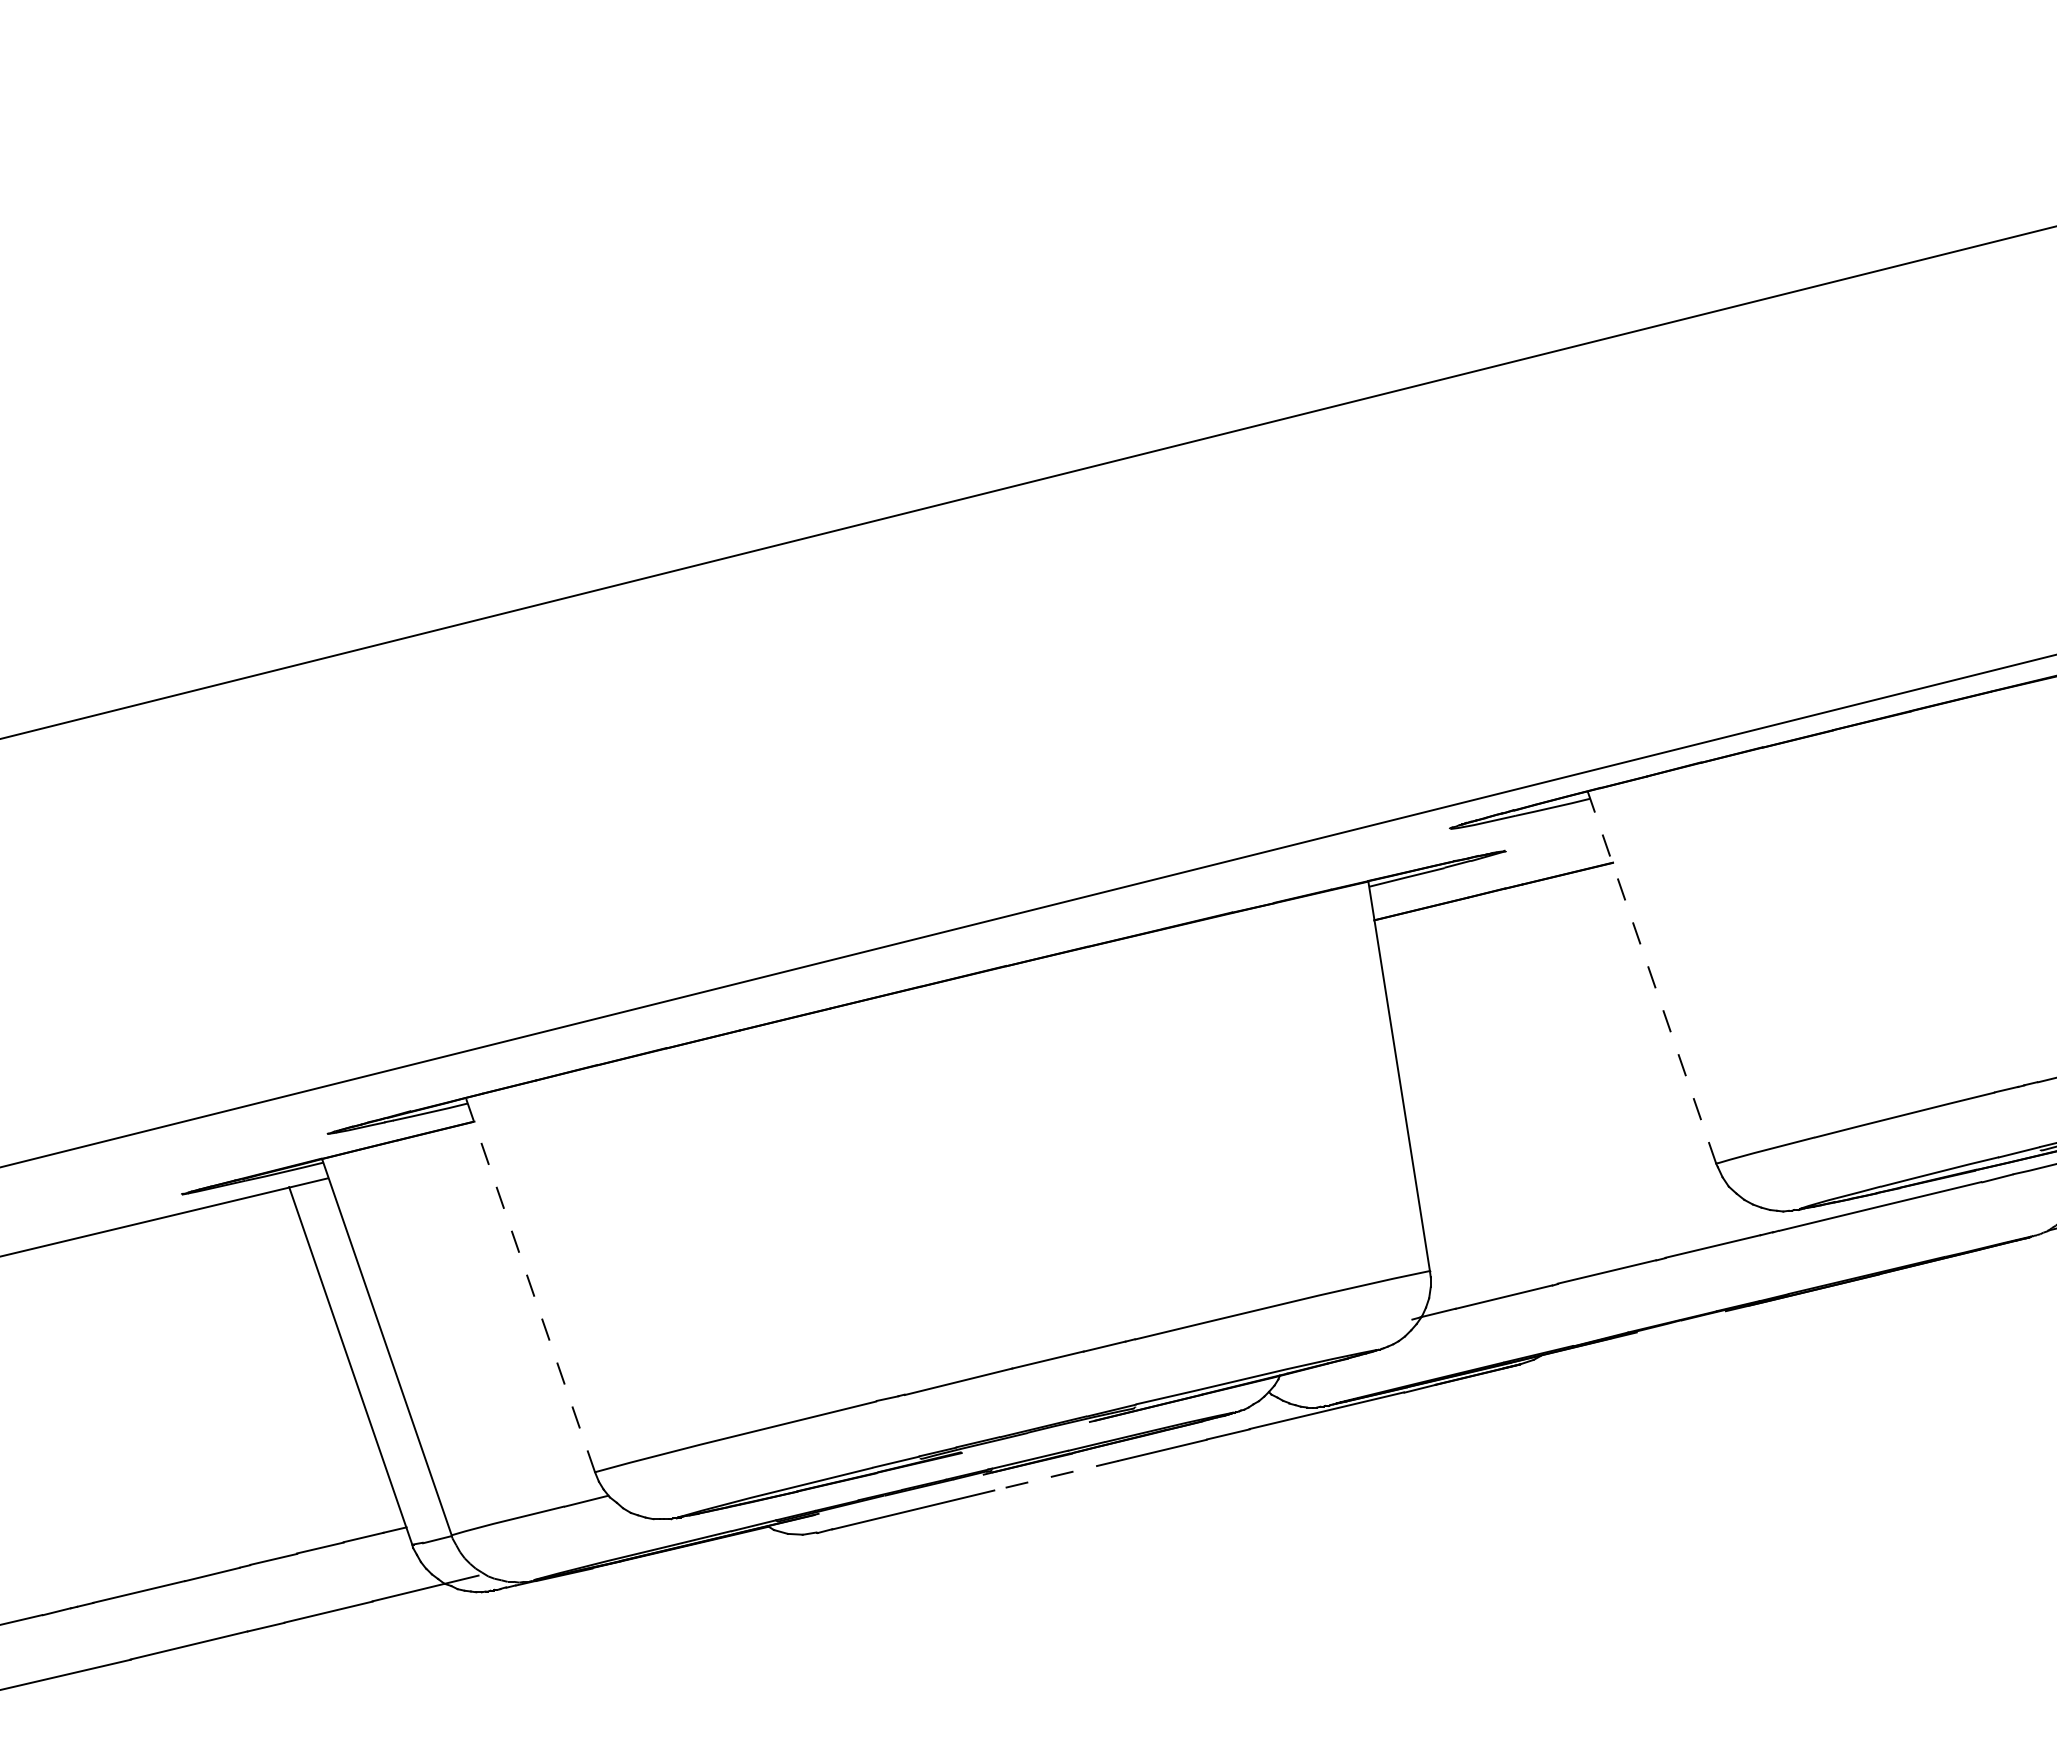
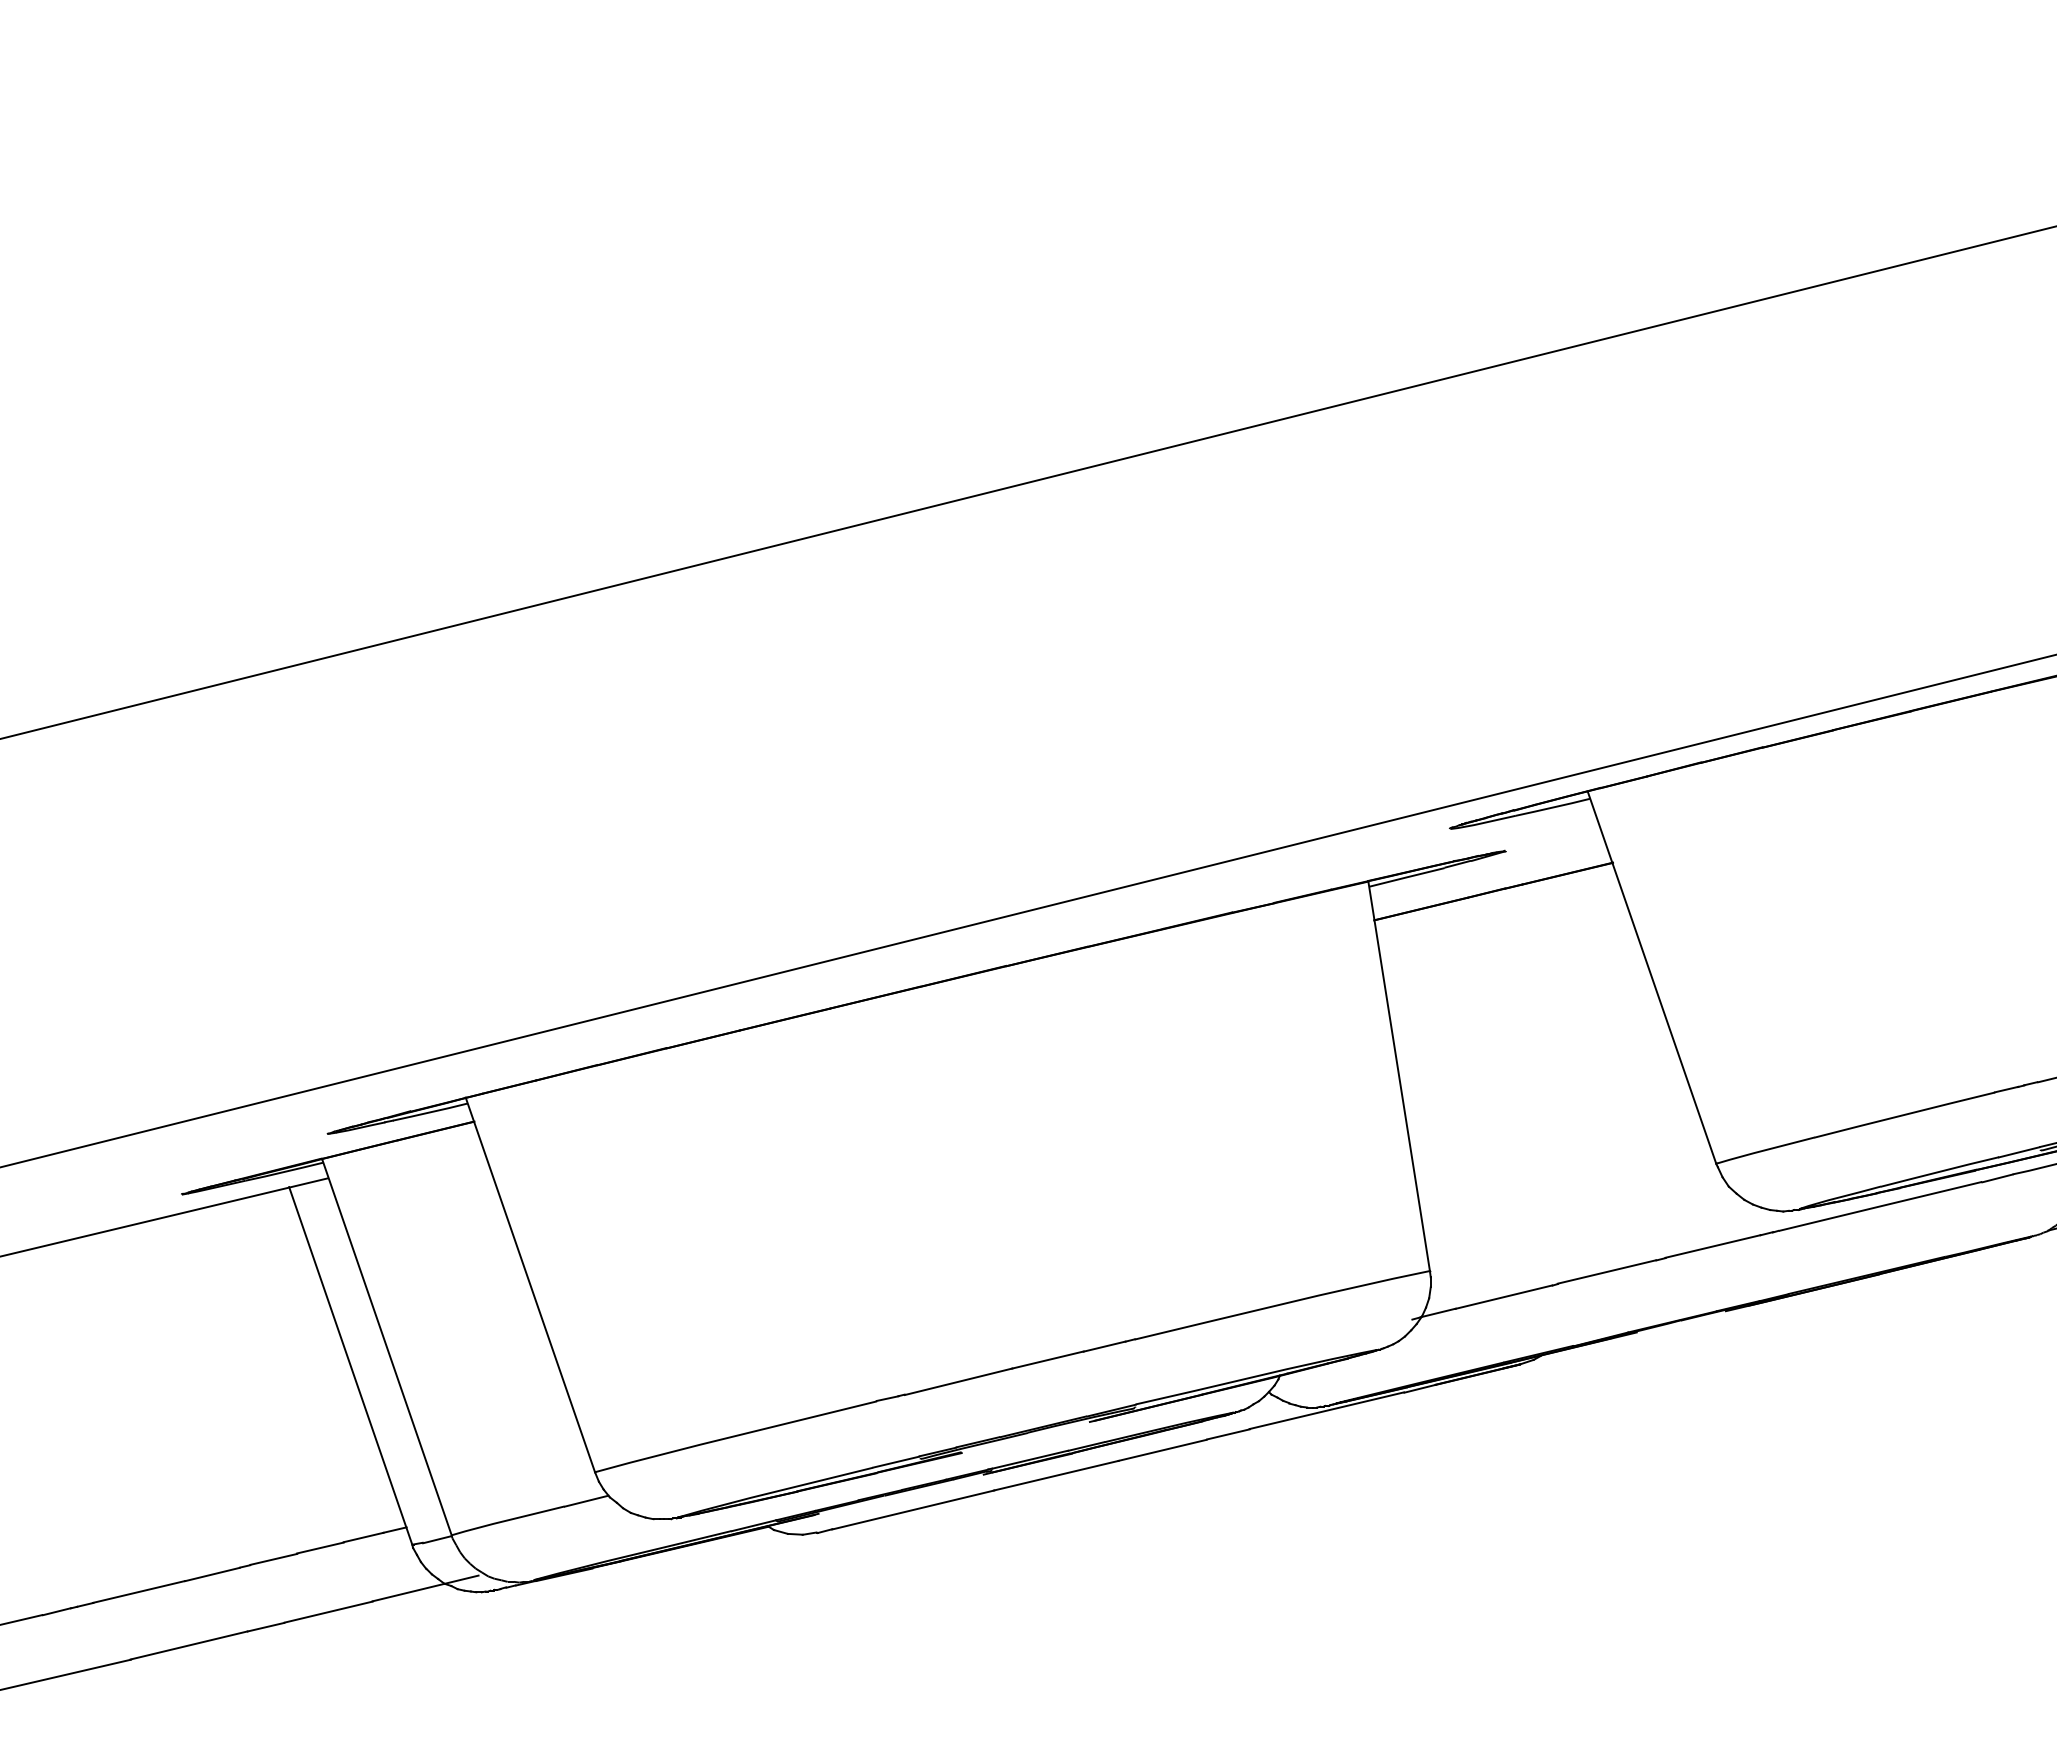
line: dashed -> solid (1651, 977)
line: dashed -> solid (530, 1284)
line: dashed -> solid (1055, 1475)
